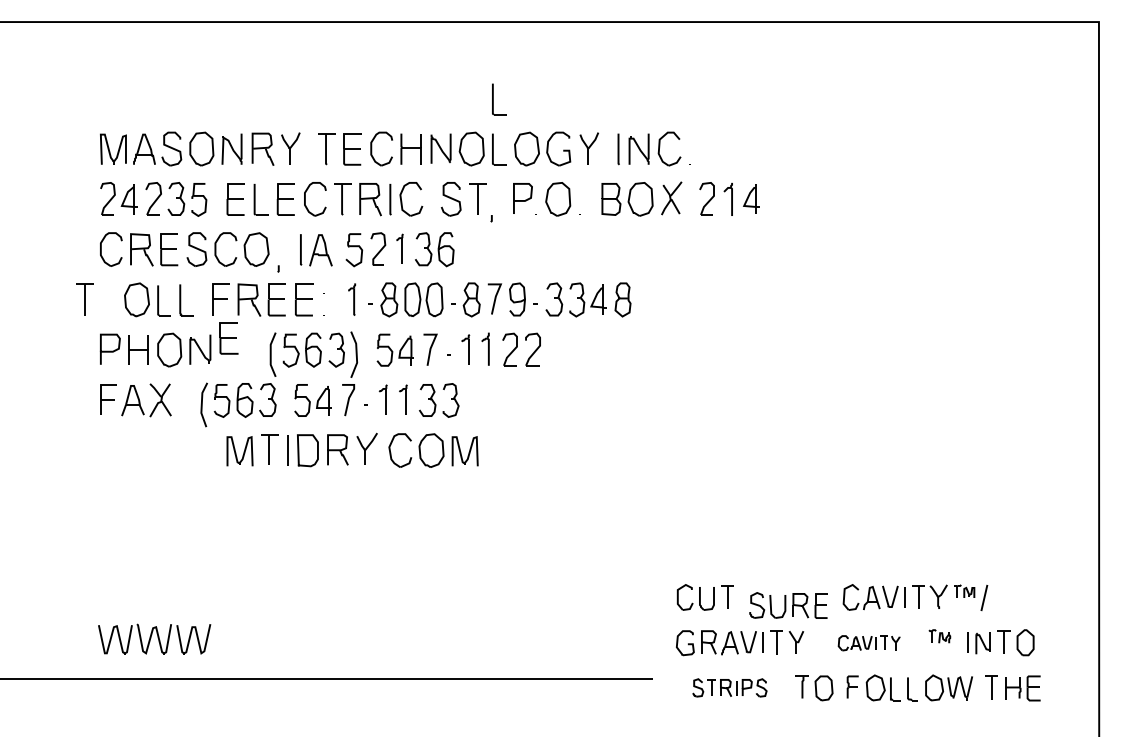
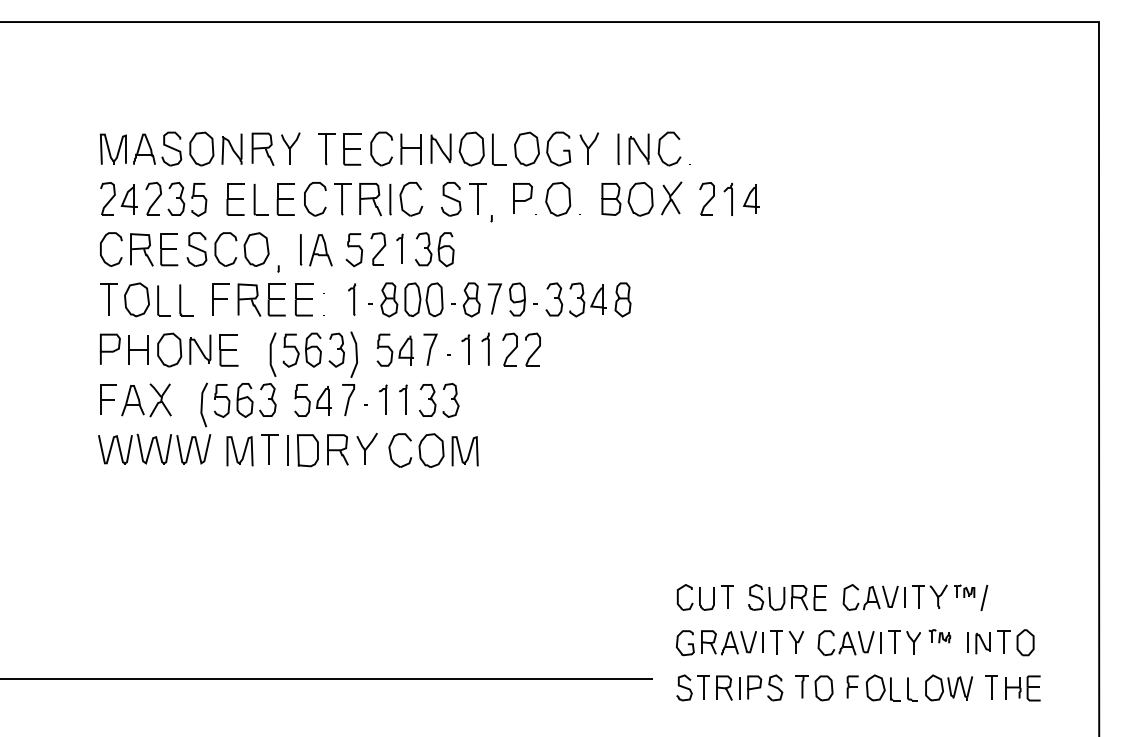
part: present -> none (499, 99)
part position: (84, 299) -> (108, 299) (108, 299)
part position: (228, 338) -> (228, 350) (228, 350)
part position: (788, 605) -> (787, 597) (787, 597)
part position: (154, 638) -> (154, 448) (154, 448)
part size: 64x17 px -> 104x27 px (868, 643)
part size: 76x20 px -> 108x28 px (729, 687)
